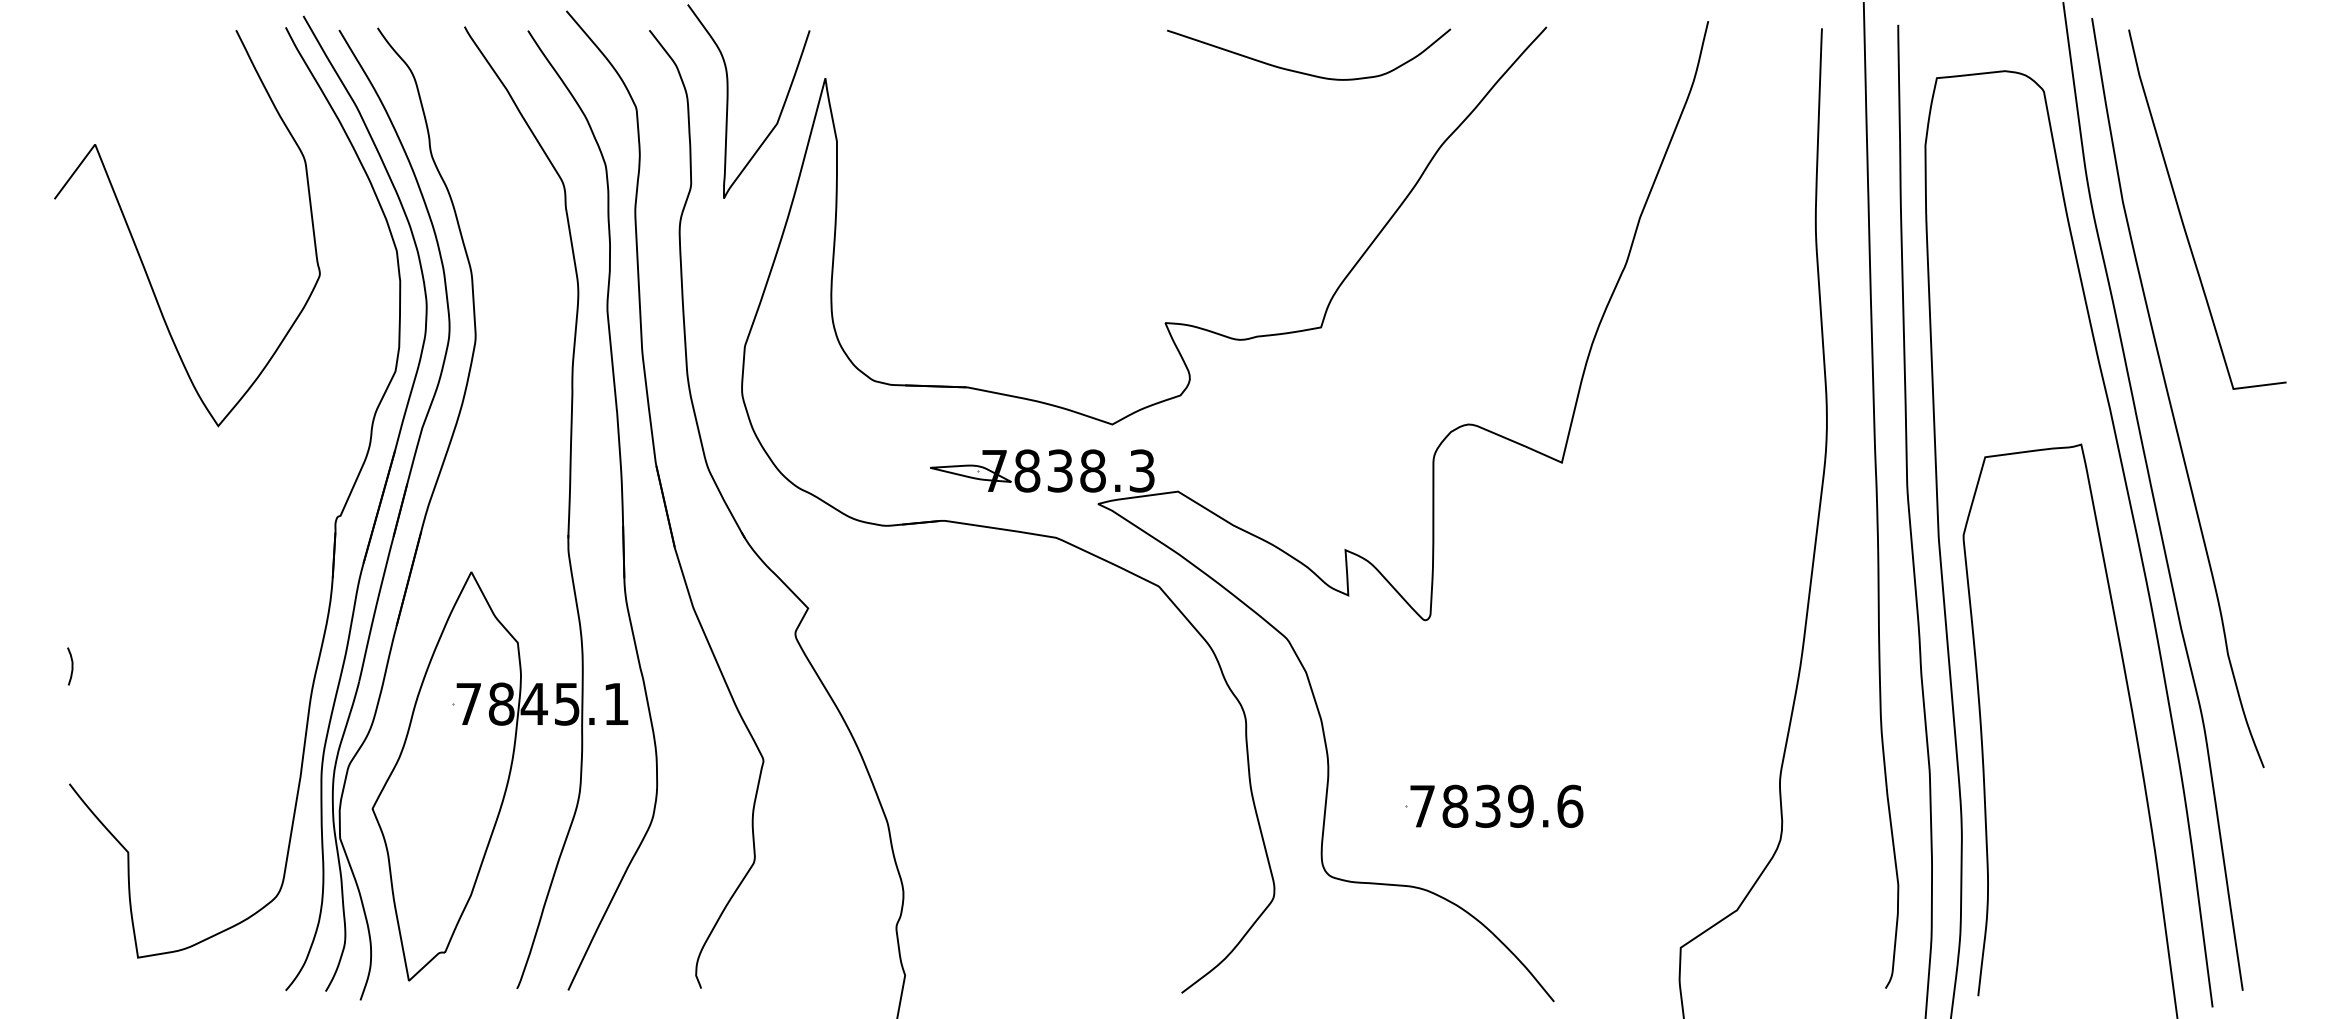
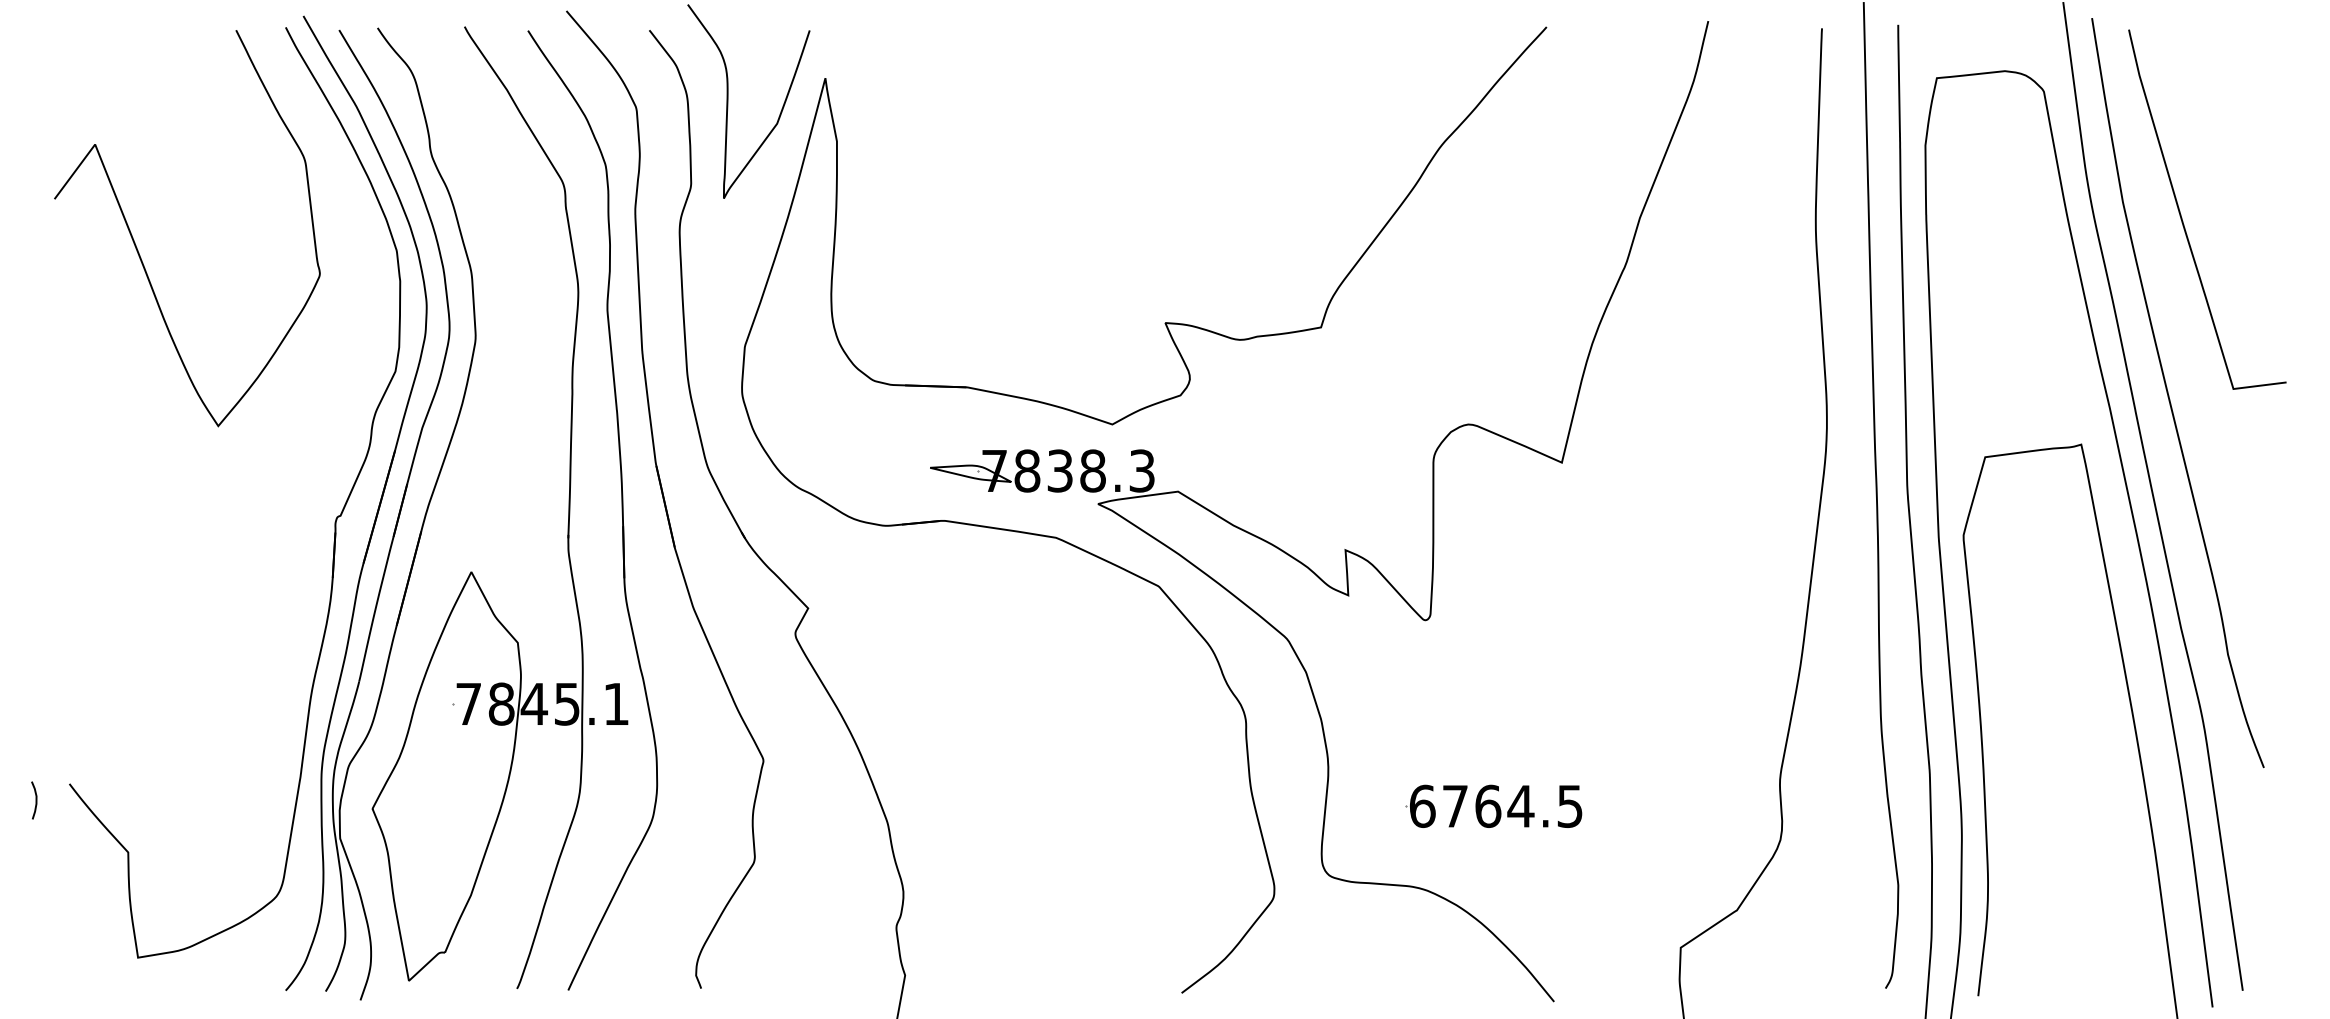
curve: present -> none (1304, 72)
curve position: (71, 666) -> (35, 800) (35, 800)
text: 7839.6 -> 6764.5 (1496, 805)
